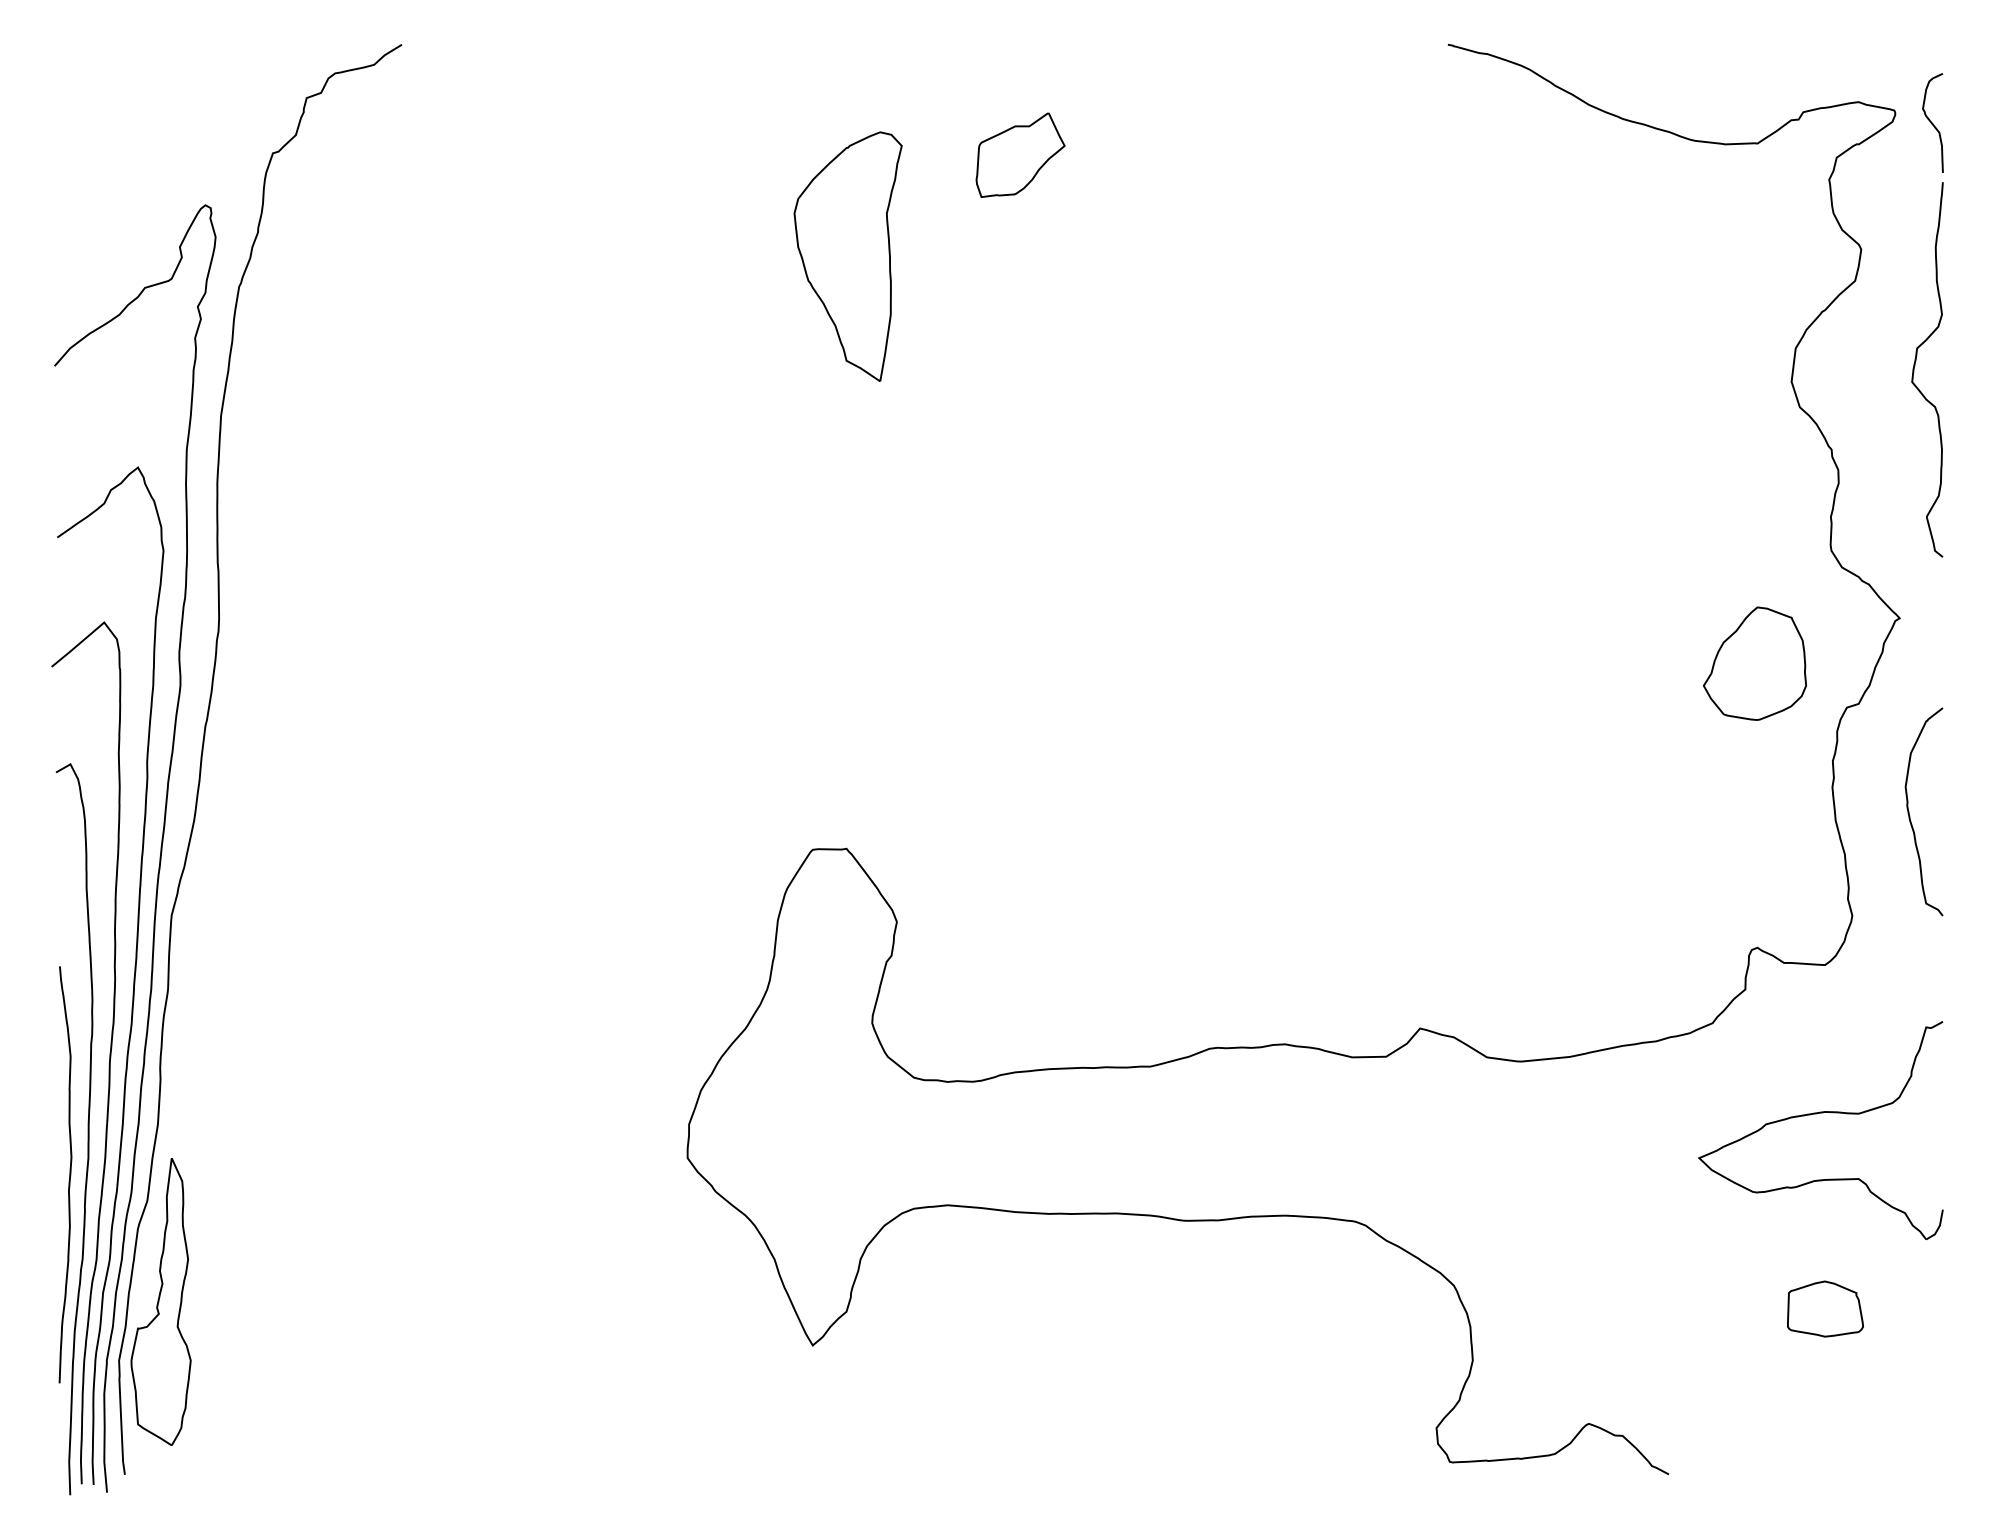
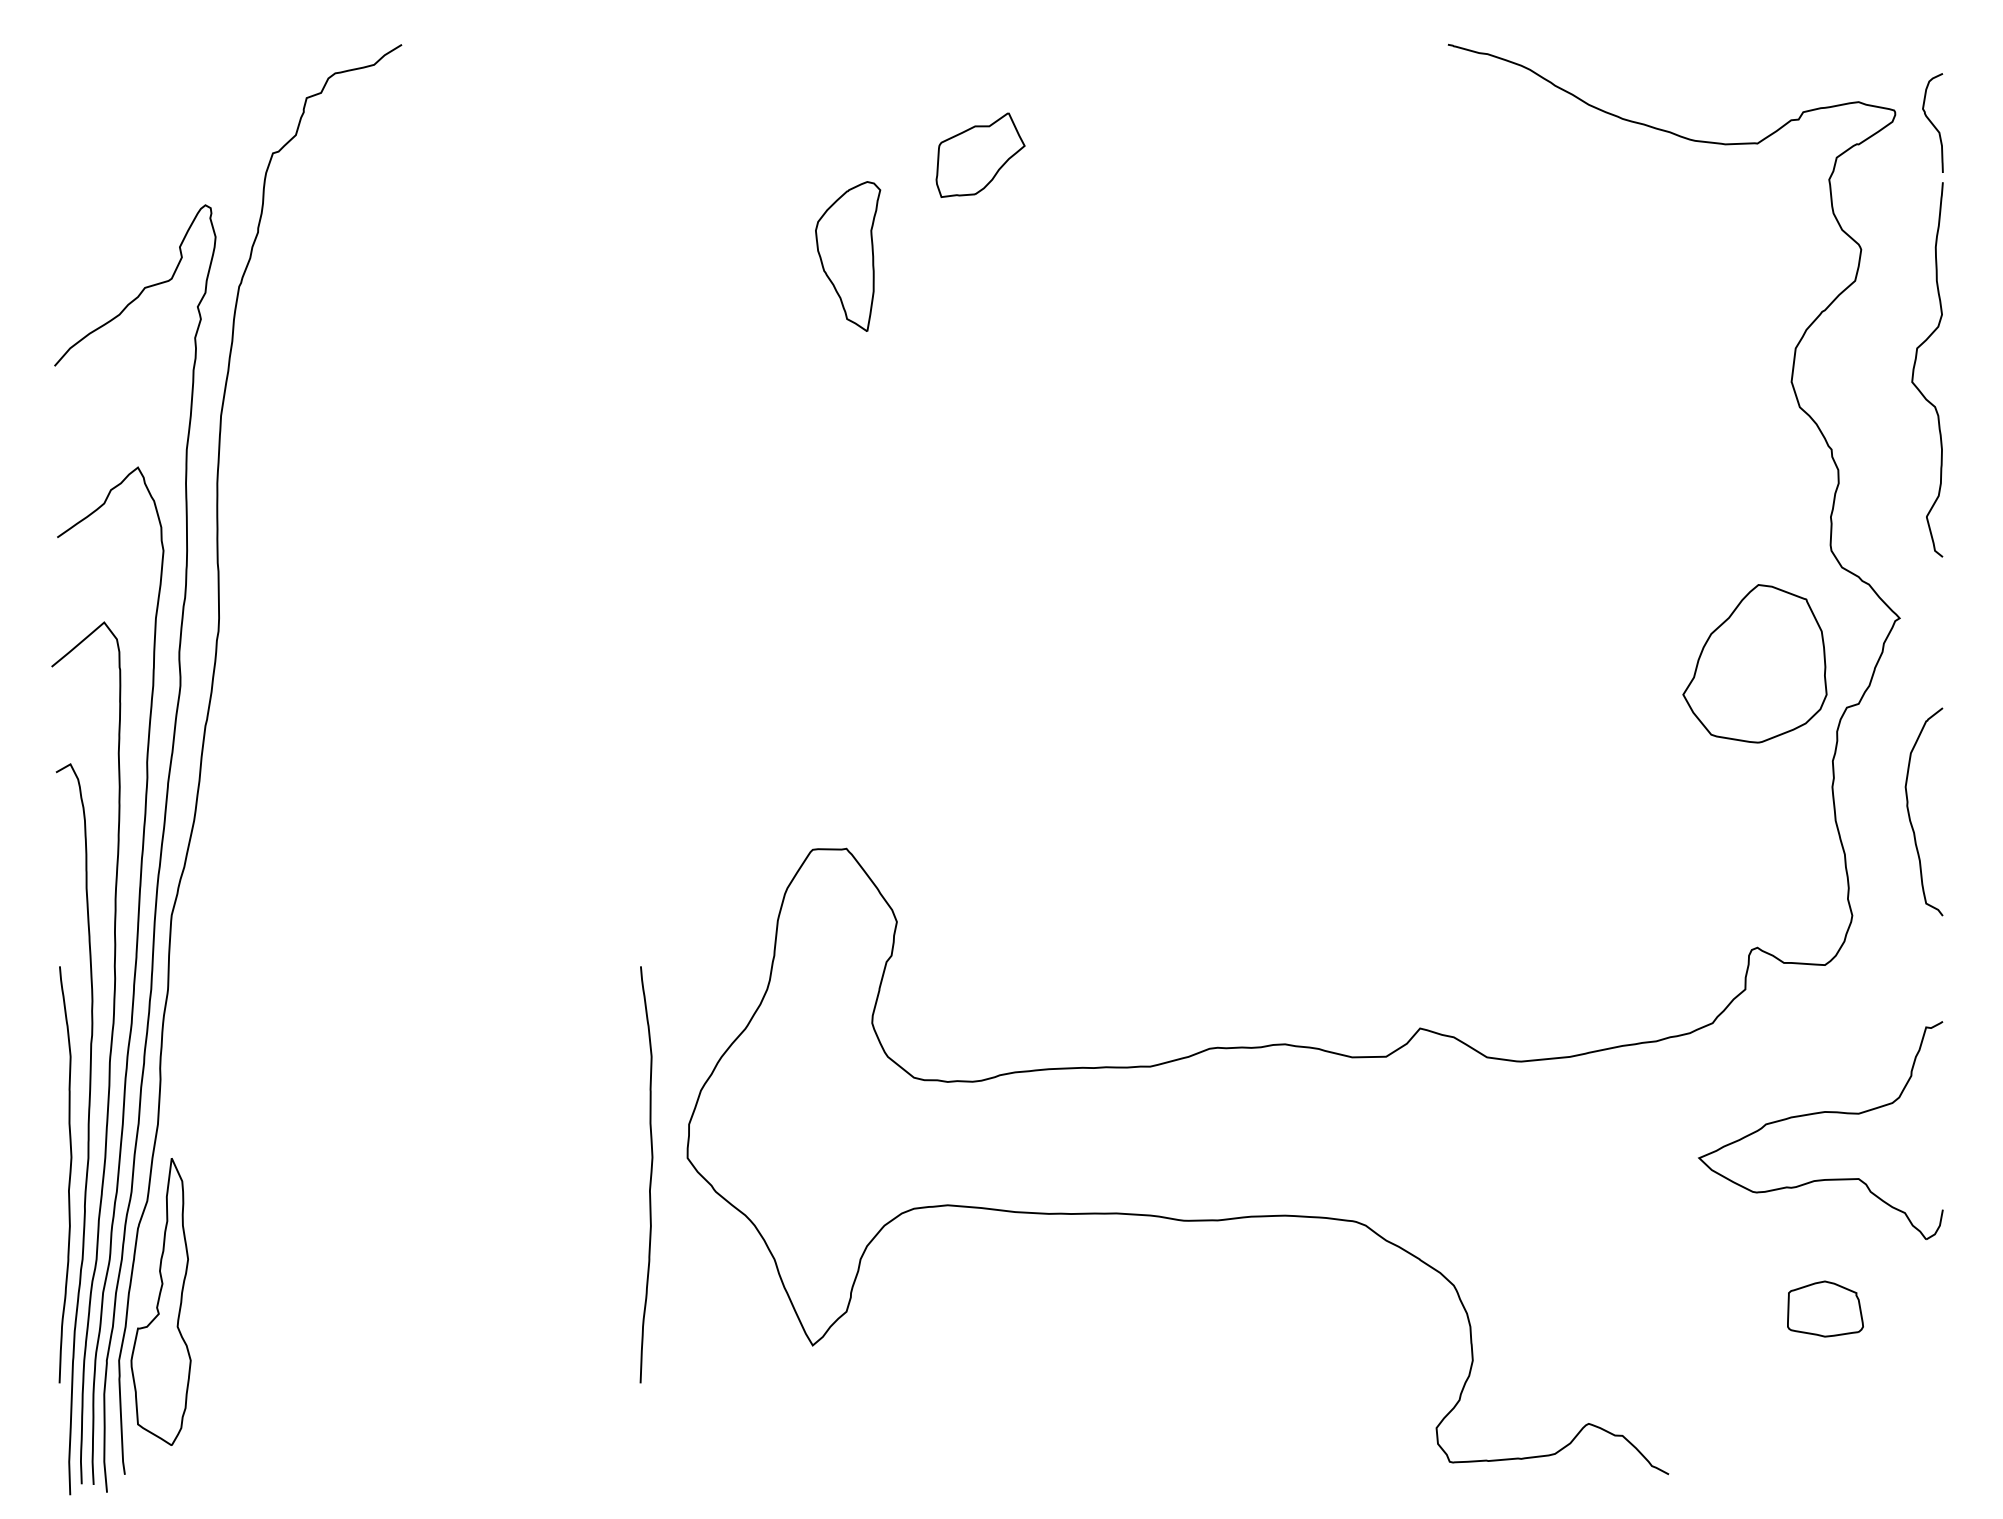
part position: (1020, 154) -> (980, 154) (980, 154)
part size: 110x251 px -> 67x151 px (848, 256)
part size: 106x115 px -> 146x160 px (1754, 663)
curve: none -> present (650, 1174)
